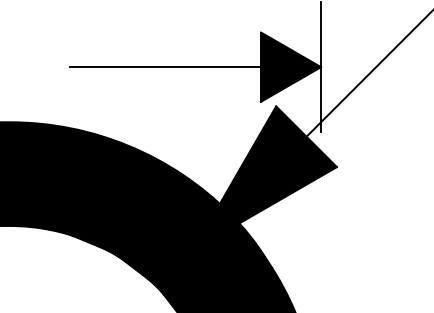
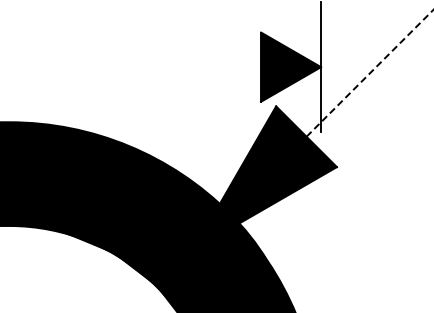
line: present -> none (165, 67)
line: solid -> dashed (370, 73)
